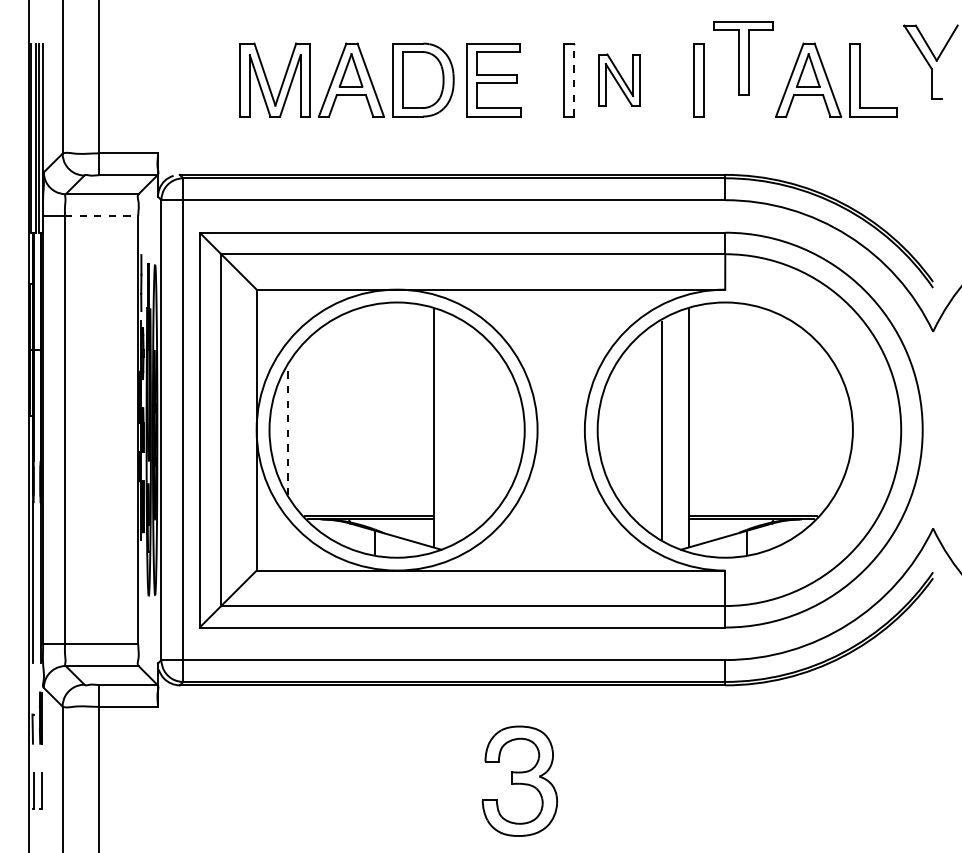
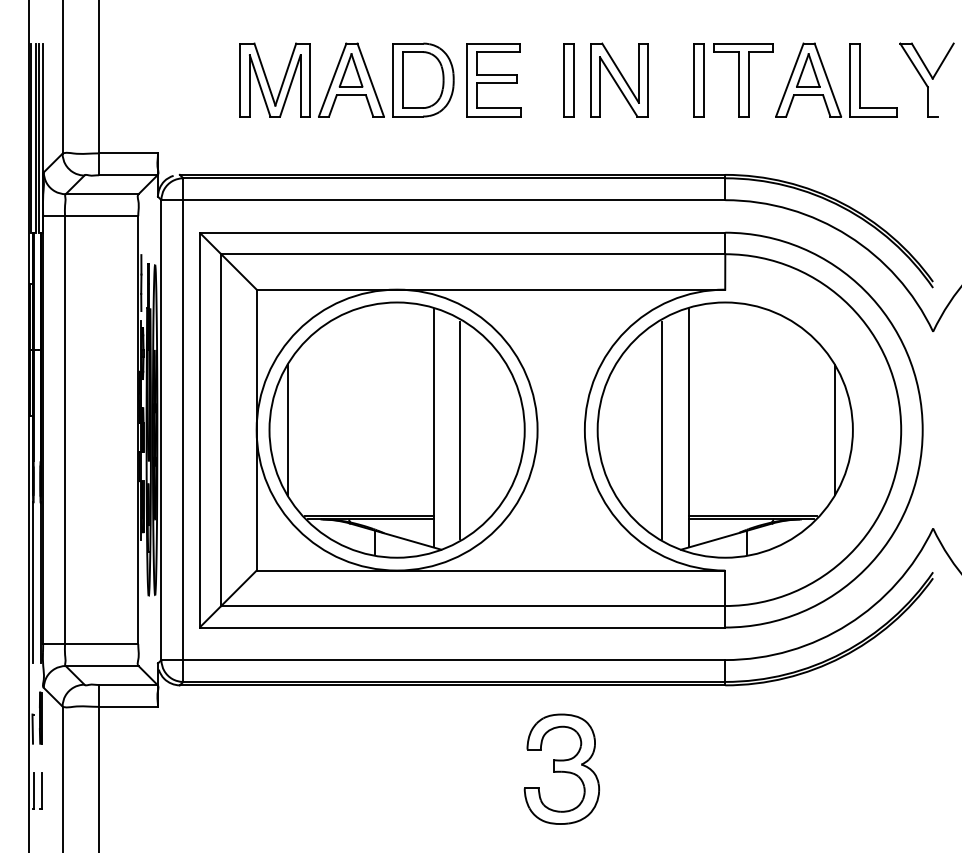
part position: (743, 58) -> (743, 80) (743, 80)
part position: (930, 61) -> (926, 79) (926, 79)
line: dashed -> solid (573, 79)
part size: 43x54 px -> 59x76 px (619, 79)
line: dashed -> solid (101, 216)
line: dashed -> solid (287, 429)
line: none -> present (460, 429)
line: none -> present (834, 429)
part position: (519, 780) -> (561, 768) (561, 768)
